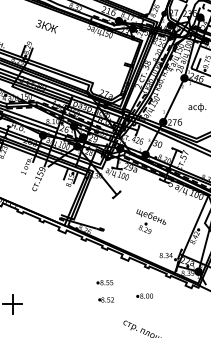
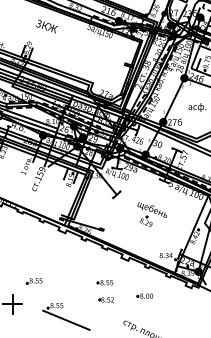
part position: (151, 221) -> (152, 214) (152, 214)
part: none -> present (33, 281)
part: none -> present (66, 316)
